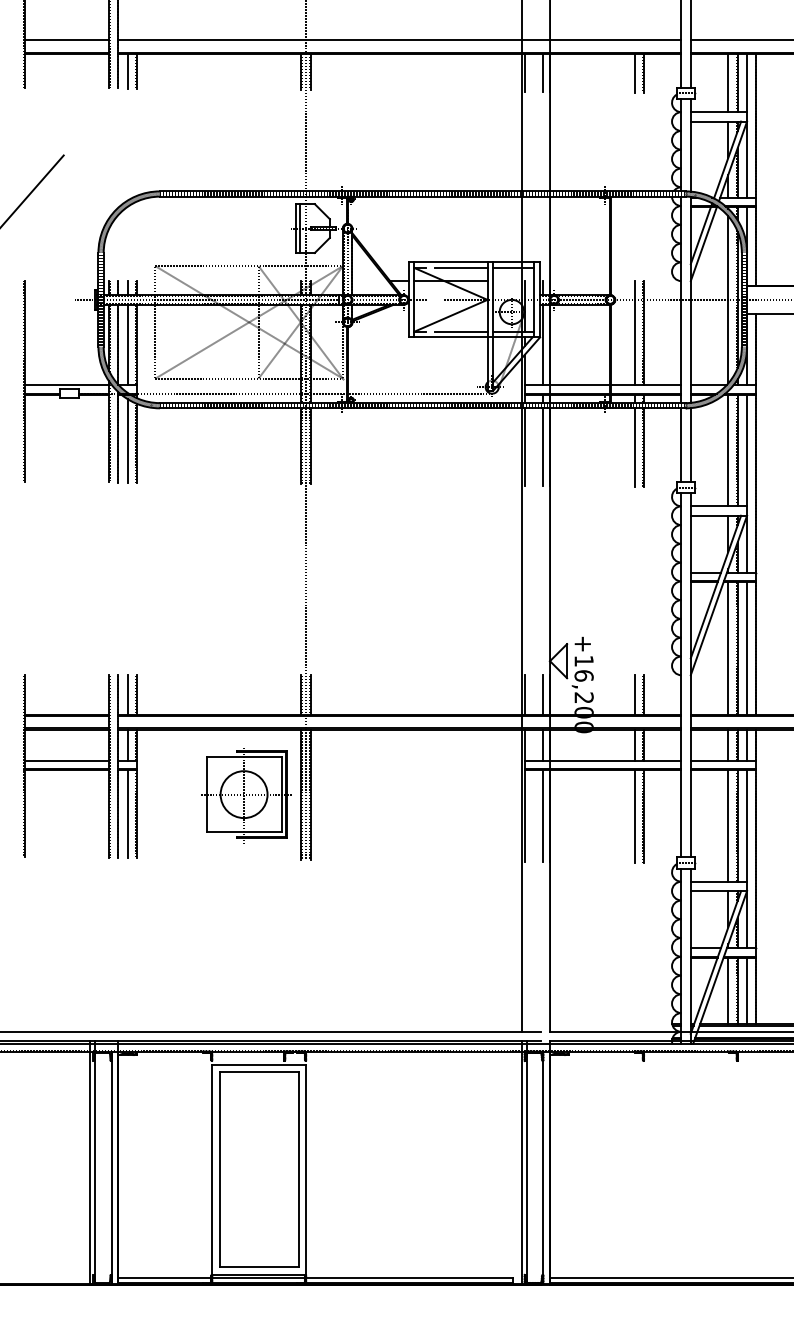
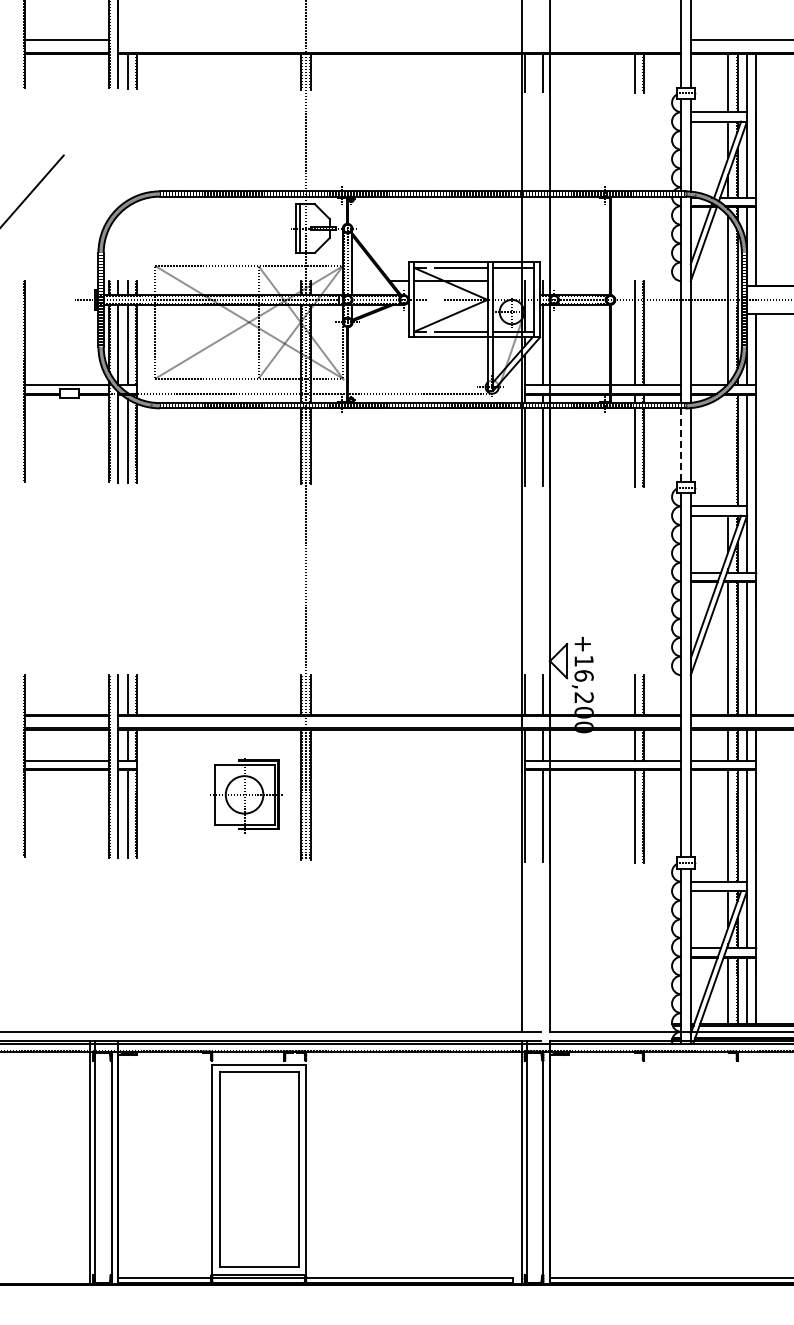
line: present -> none (399, 40)
line: solid -> dashed (681, 445)
line: present -> none (728, 450)
part size: 91x96 px -> 73x76 px (246, 795)
